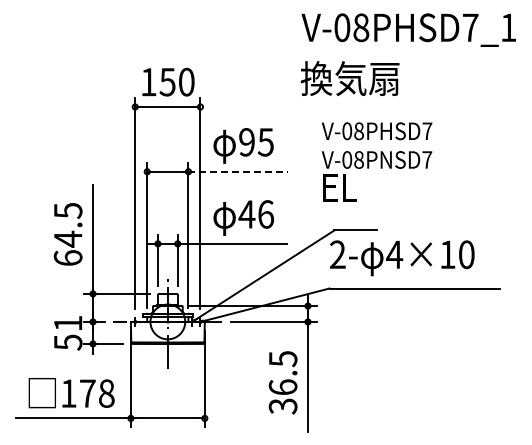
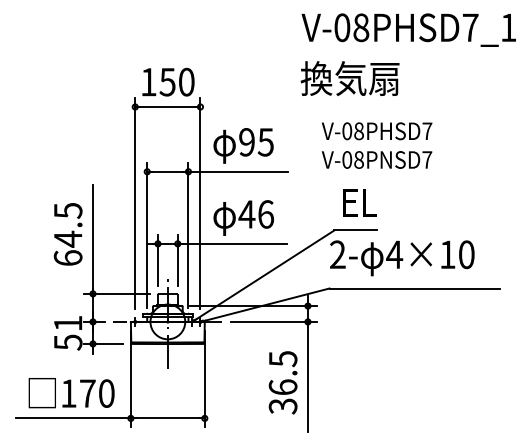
line: dashed -> solid (238, 171)
text position: (339, 187) -> (359, 202) (359, 202)
text: 178 -> 170 (106, 393)
